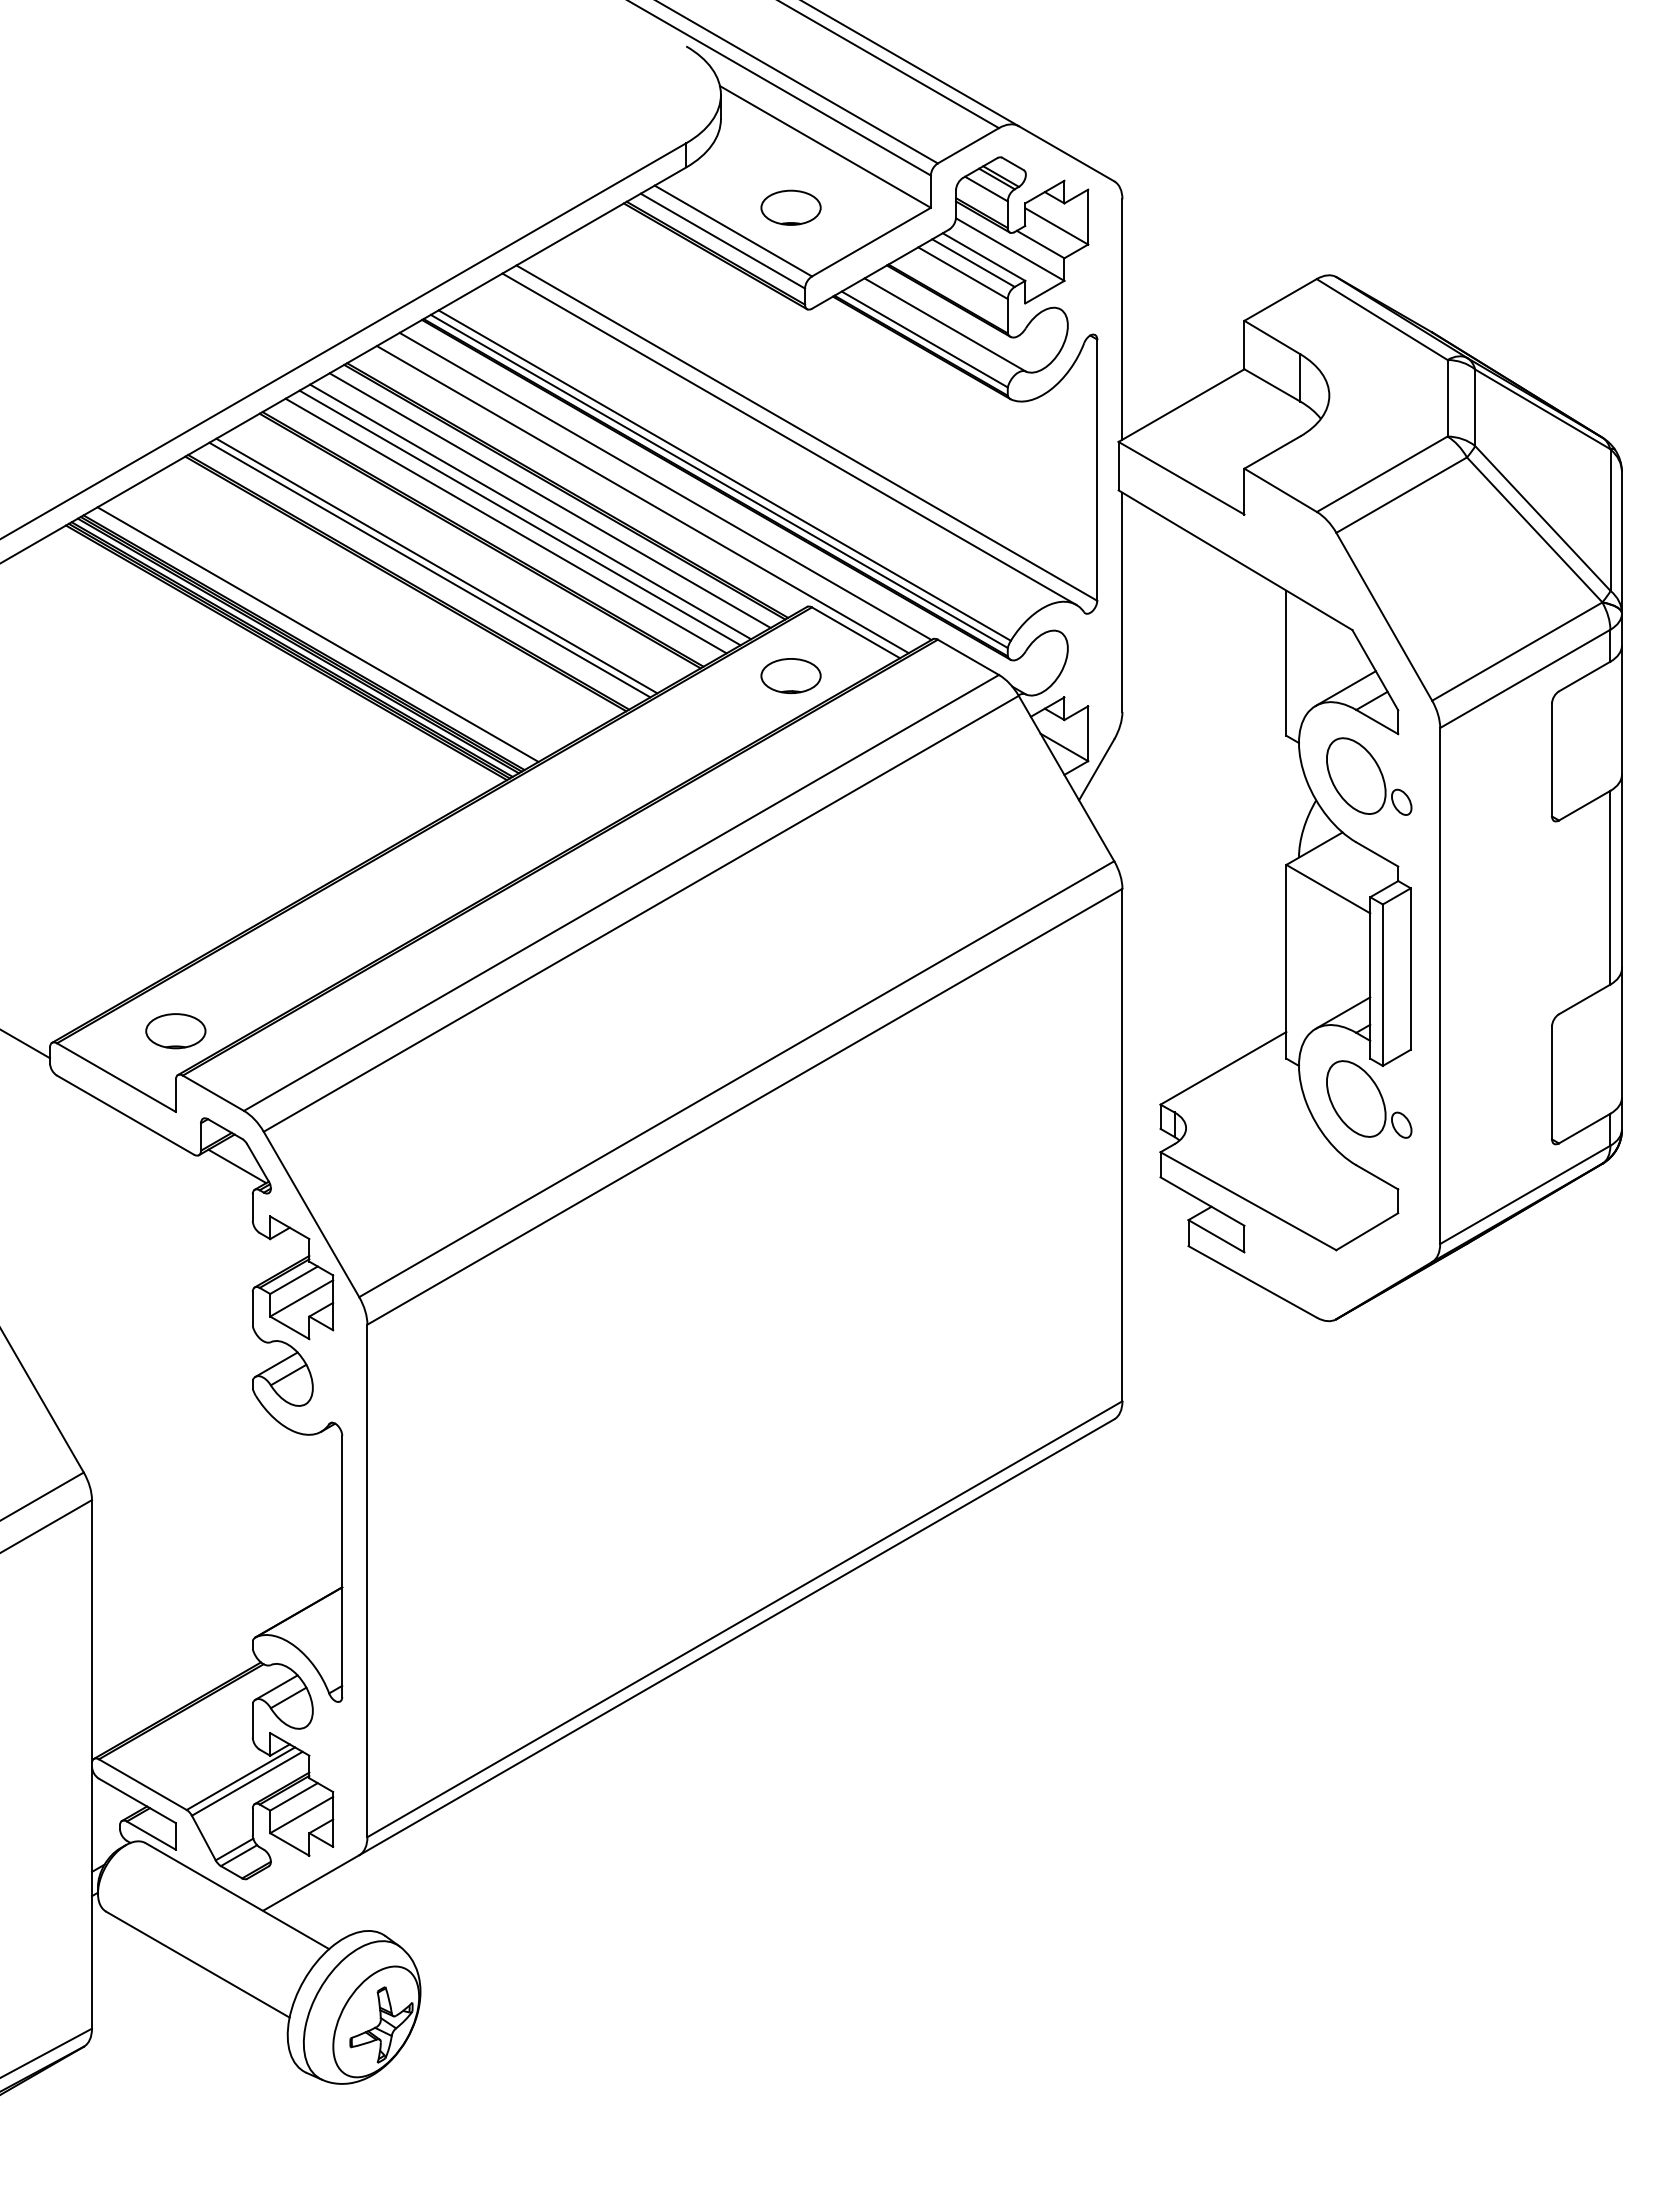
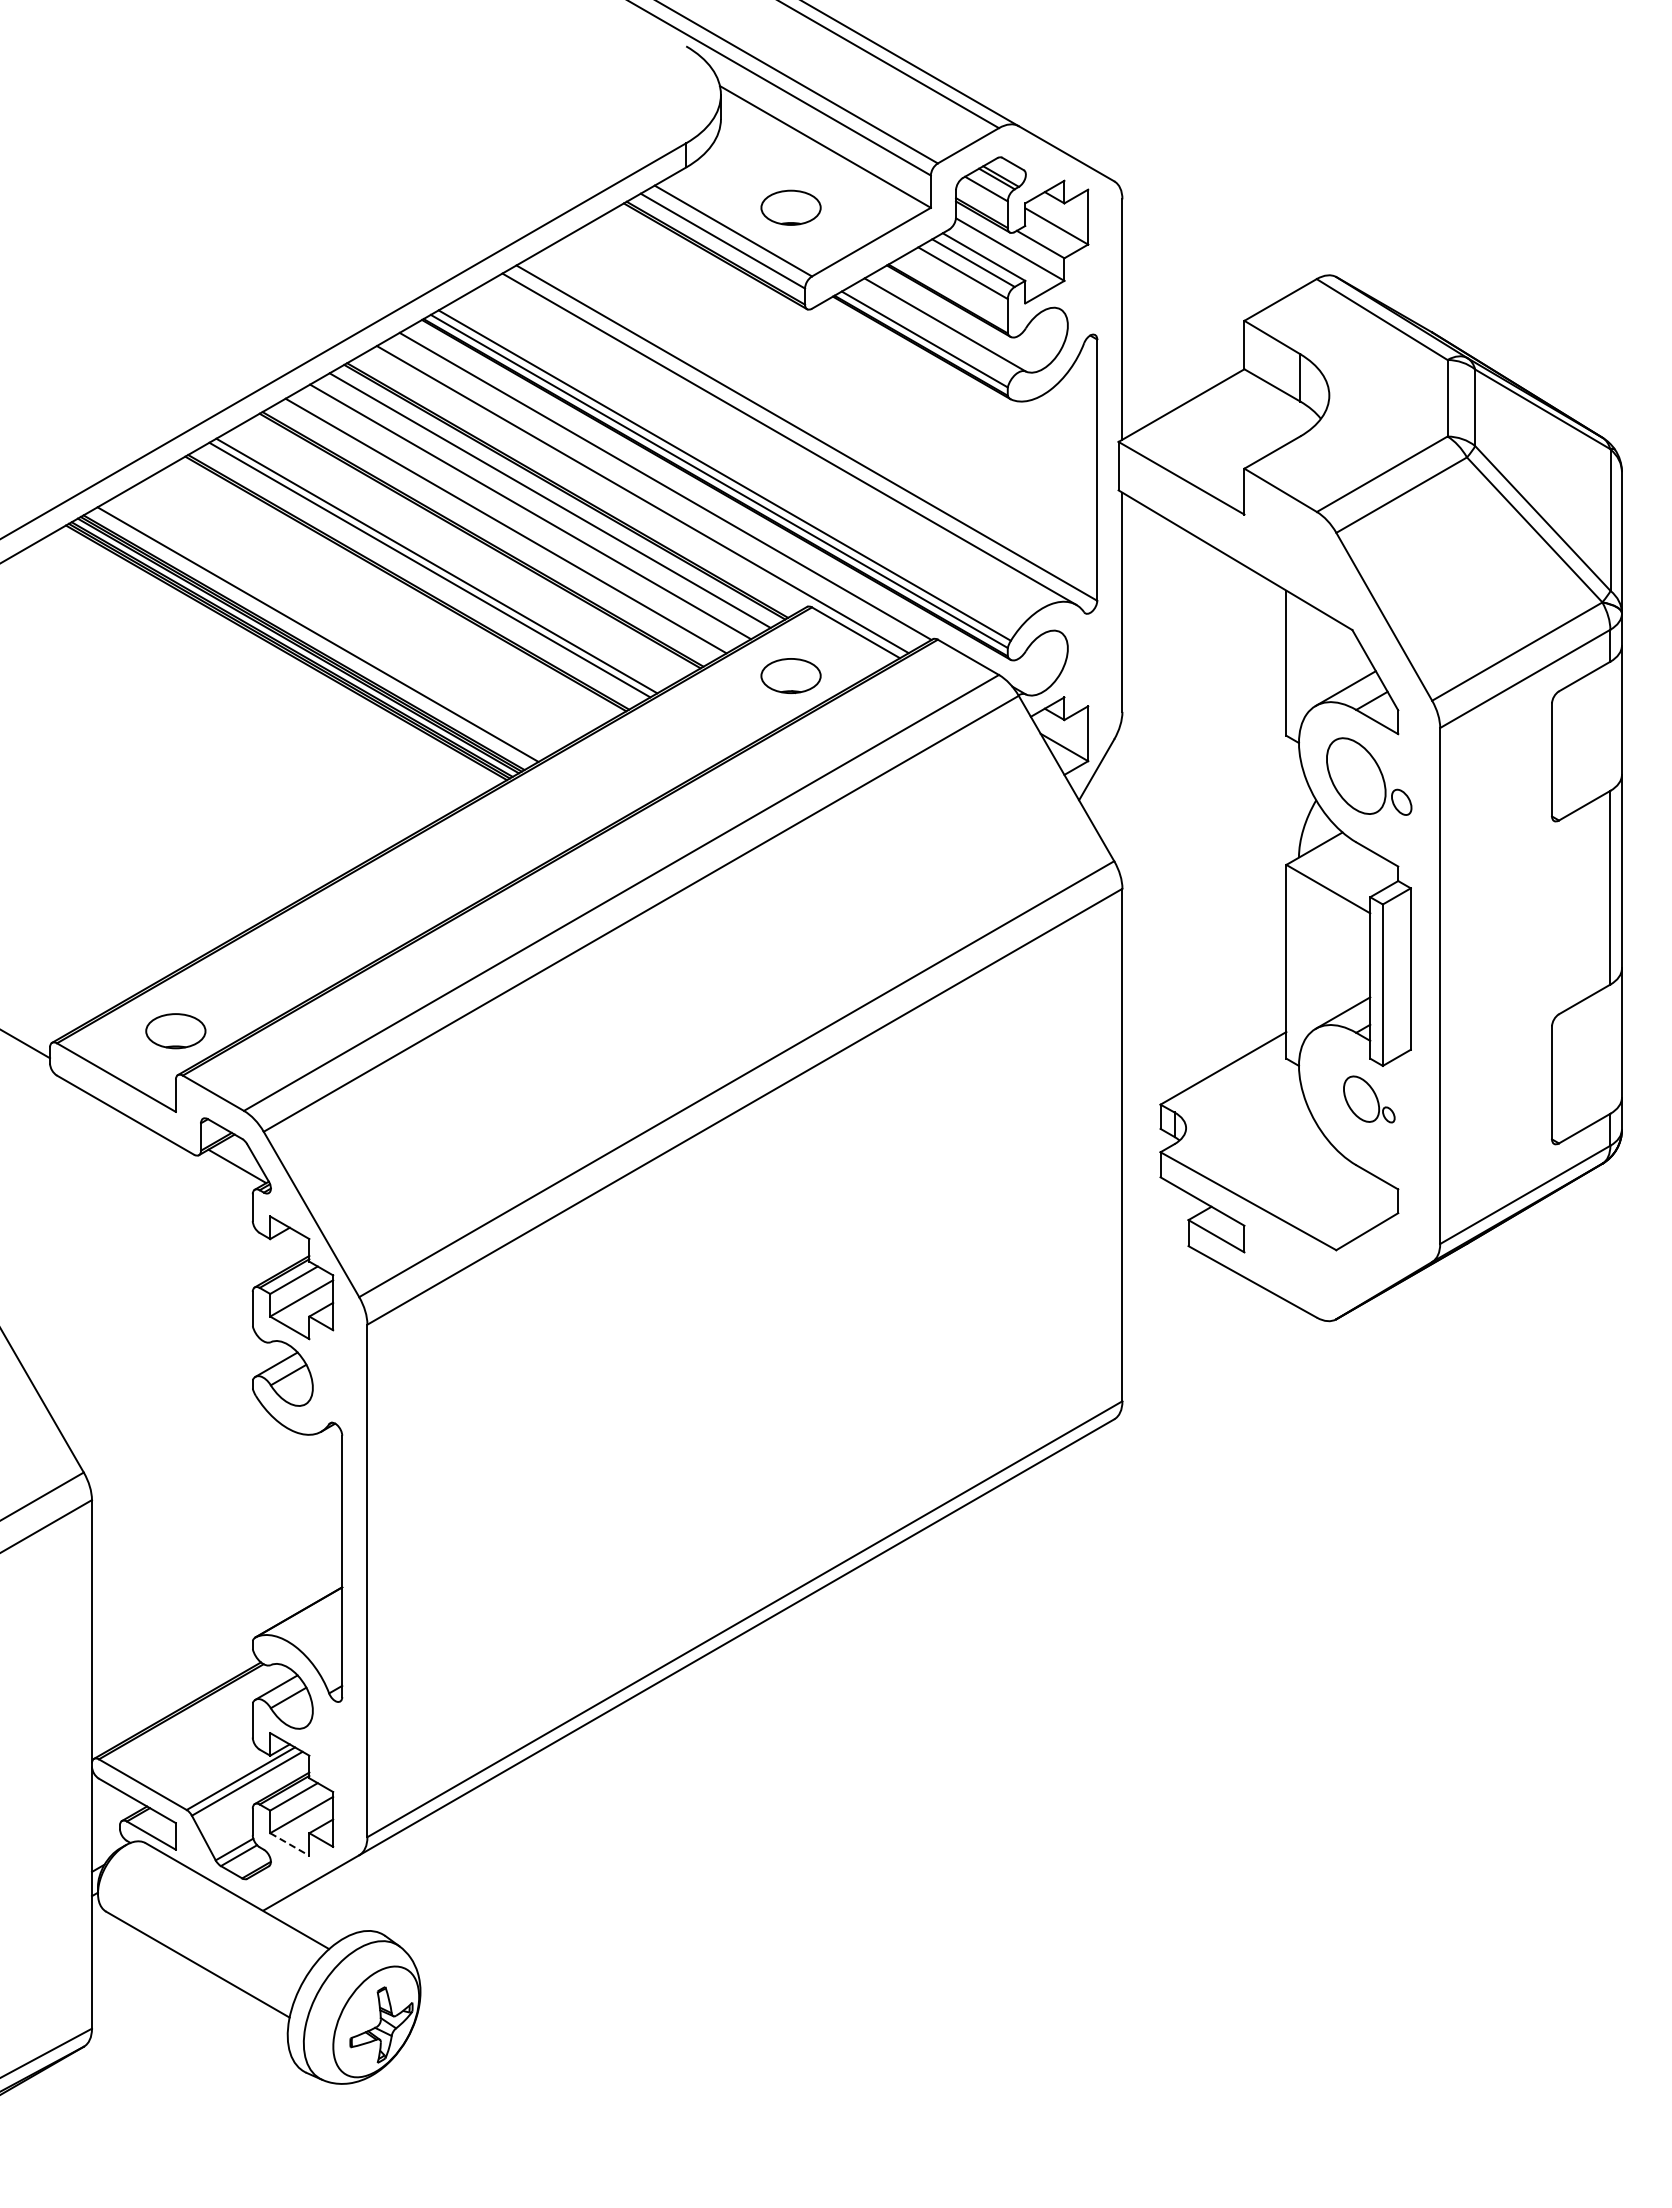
line: present -> none (519, 517)
part size: 87x79 px -> 53x49 px (1369, 1099)
line: solid -> dashed (289, 1844)
